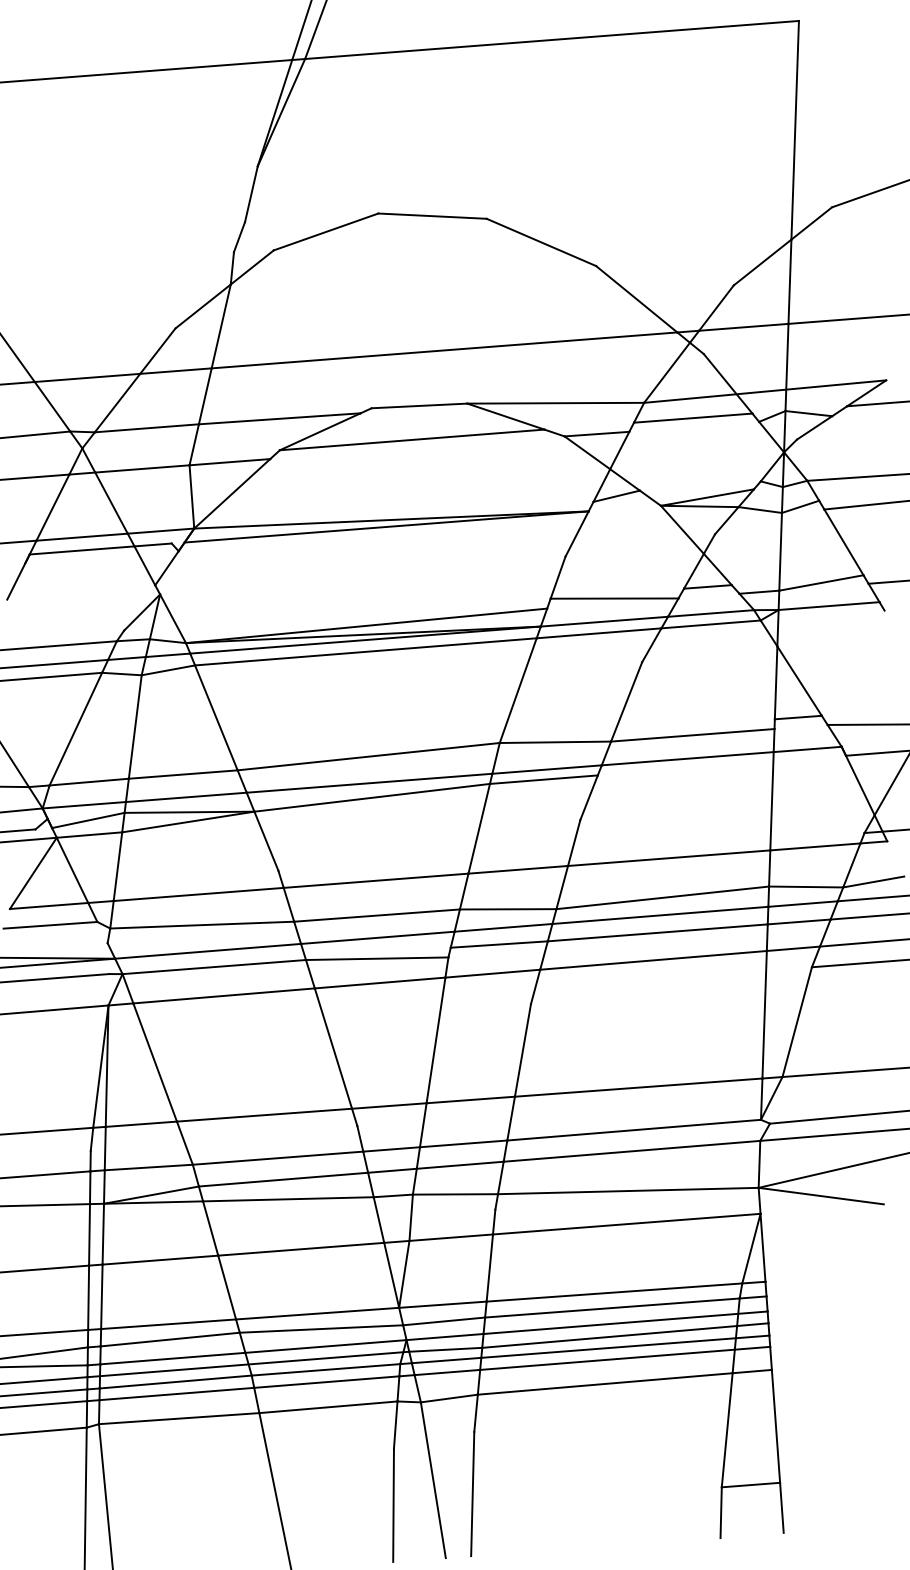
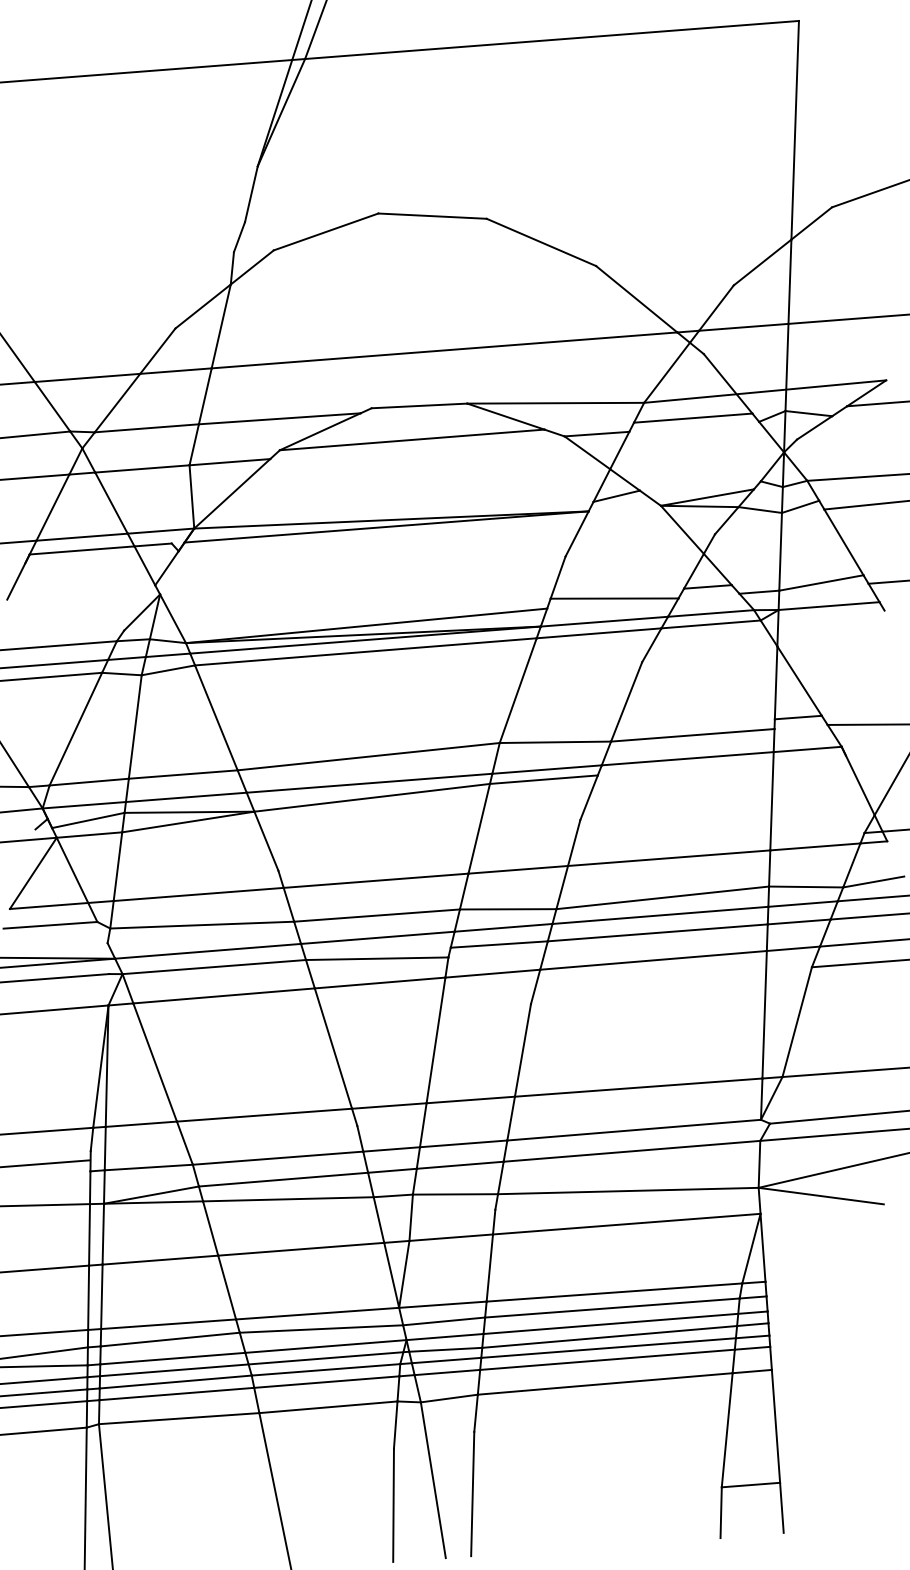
line: present -> none (875, 753)
line: present -> none (18, 830)
line position: (46, 1174) -> (45, 1163) (45, 1163)
